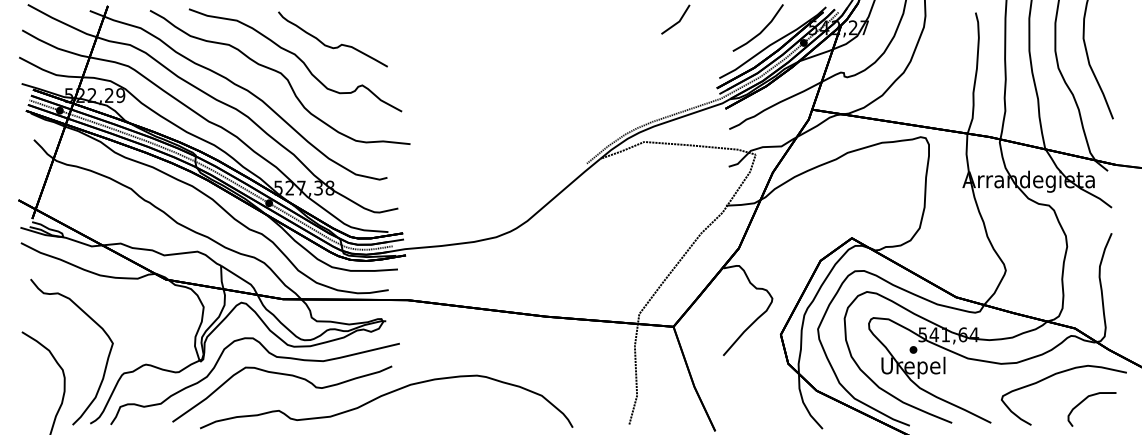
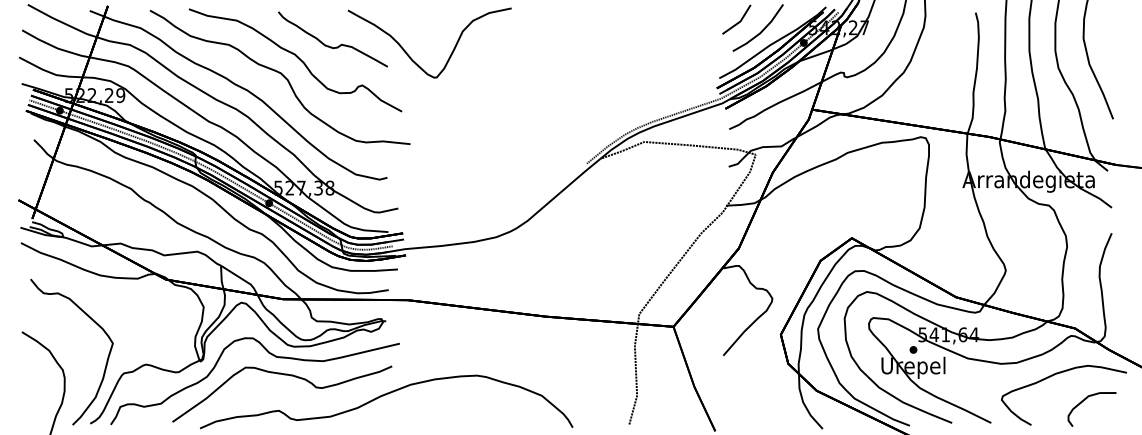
part position: (675, 19) -> (736, 19) (736, 19)
part: none -> present (412, 58)
